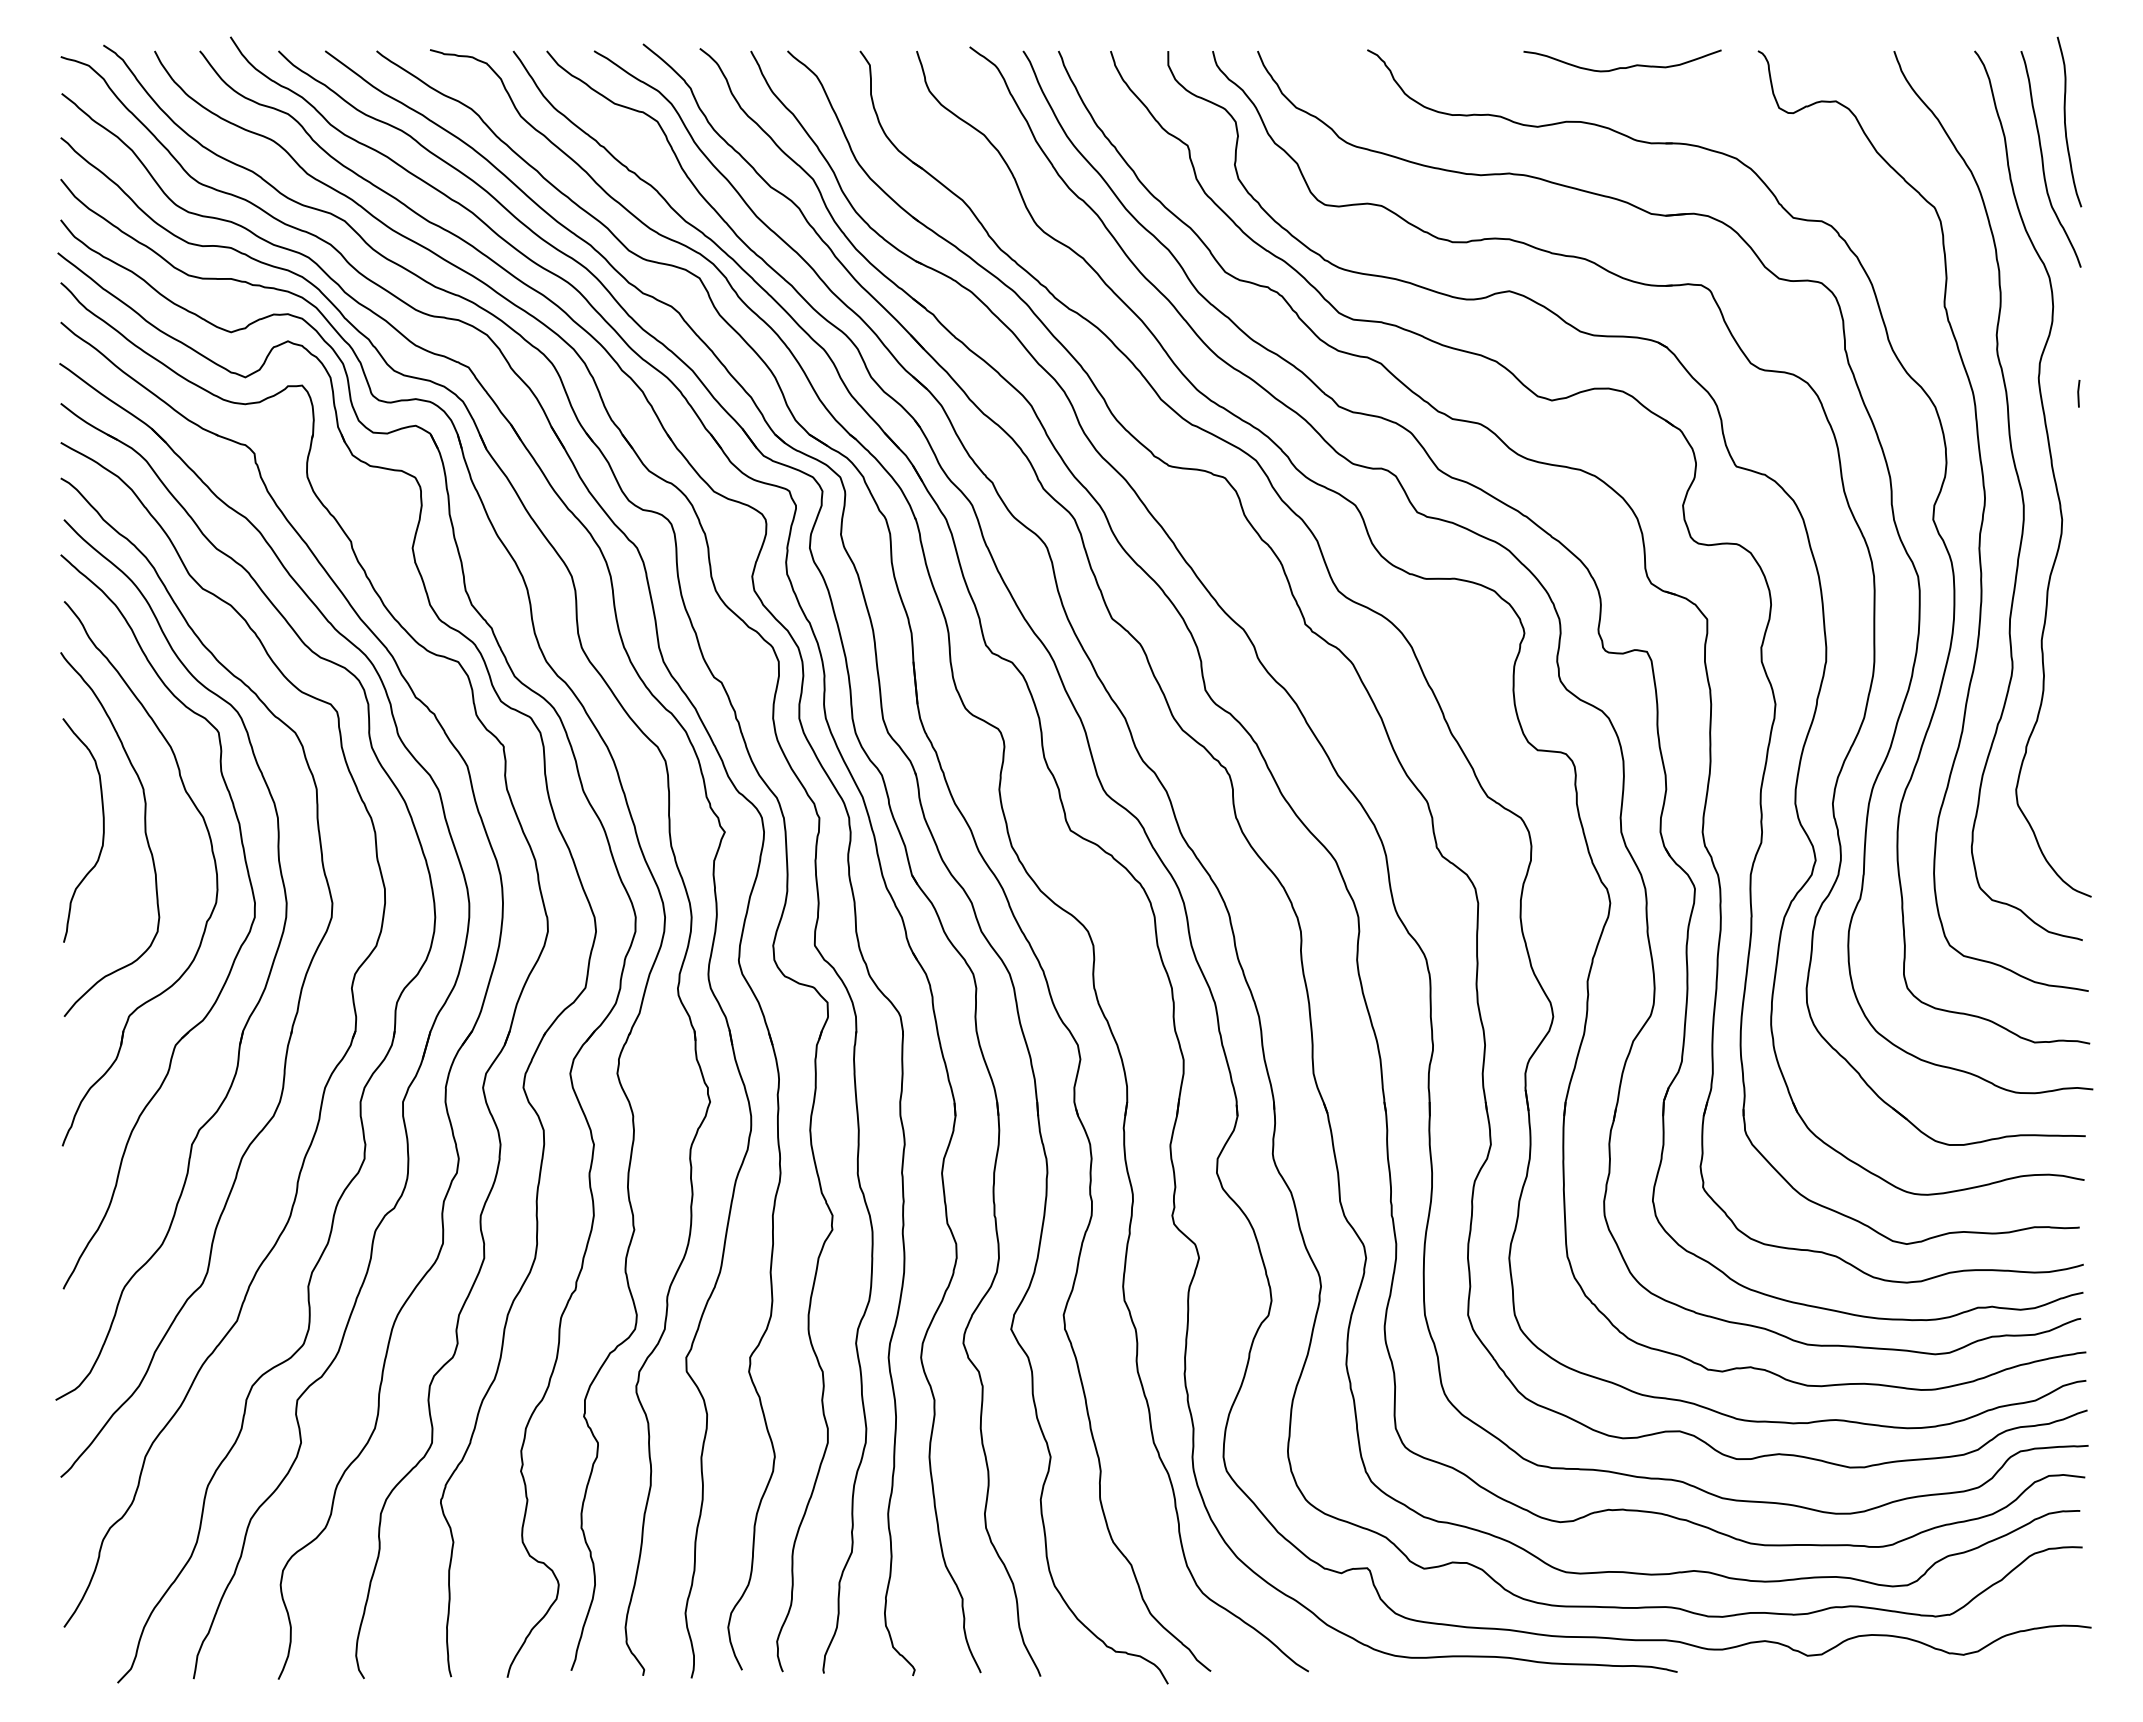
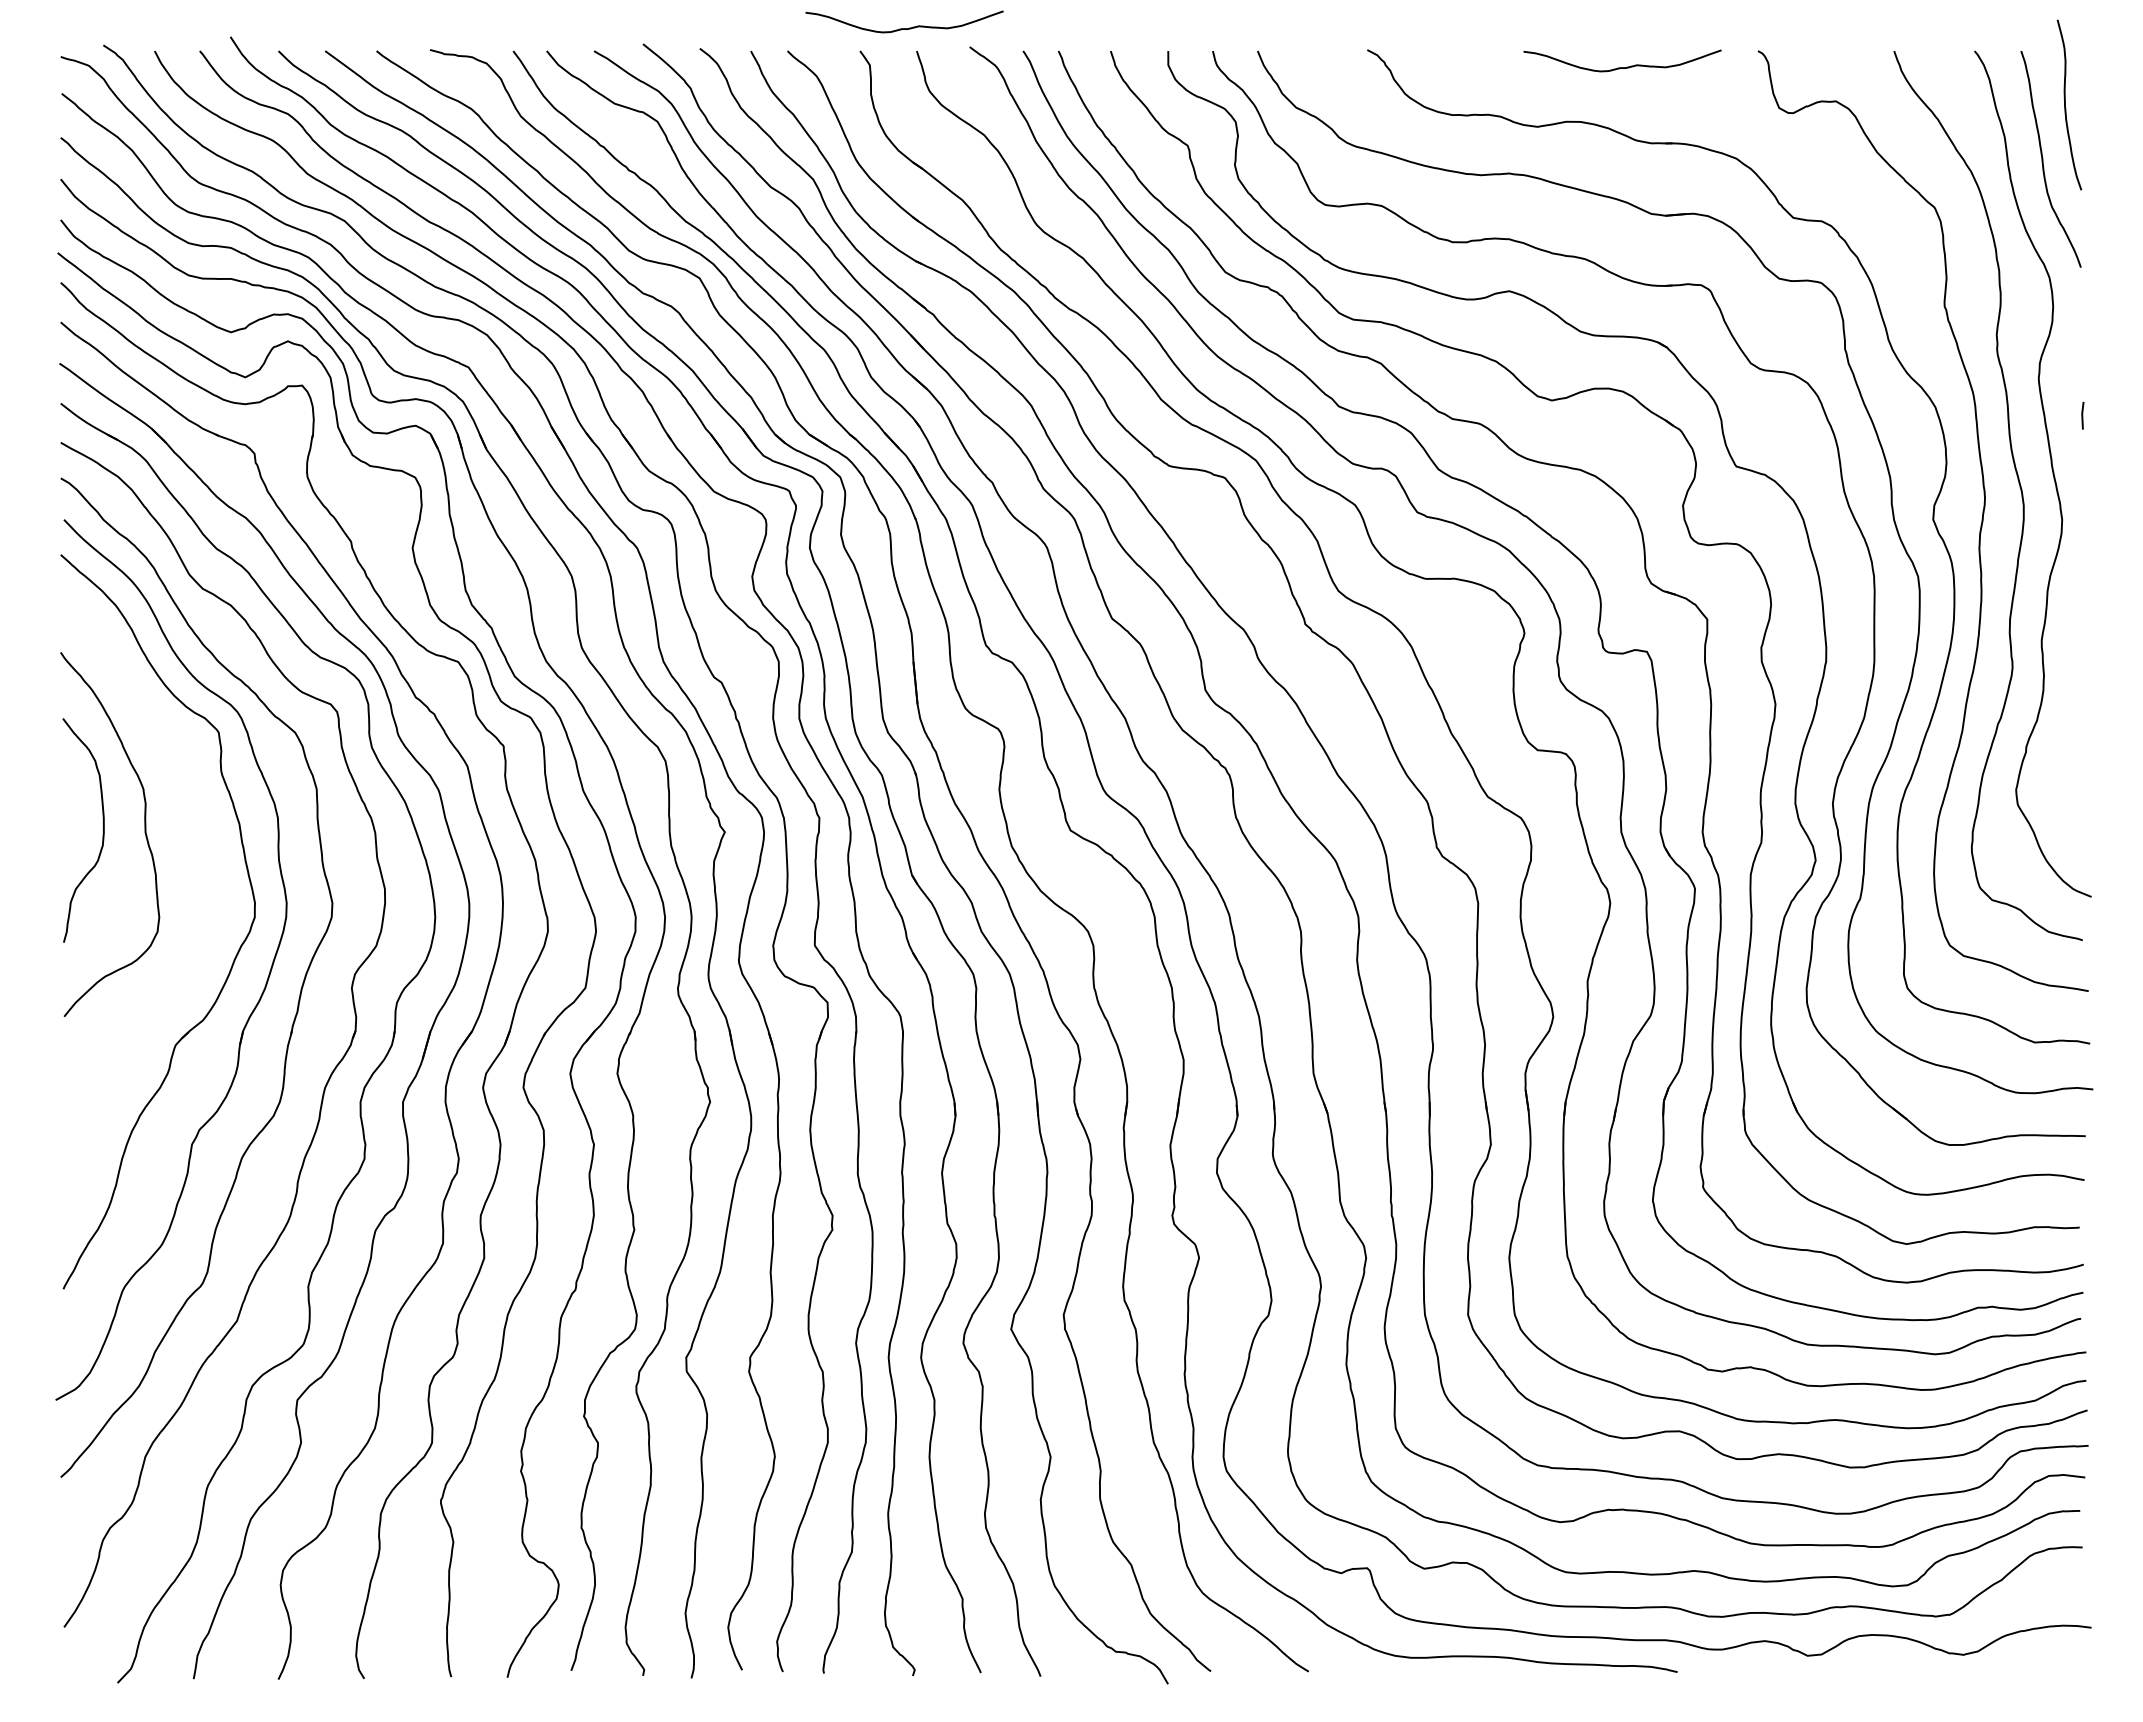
curve: none -> present (904, 28)
curve position: (2065, 121) -> (2065, 104) (2065, 104)
line position: (2078, 393) -> (2082, 415) (2082, 415)
part: present -> none (212, 855)
